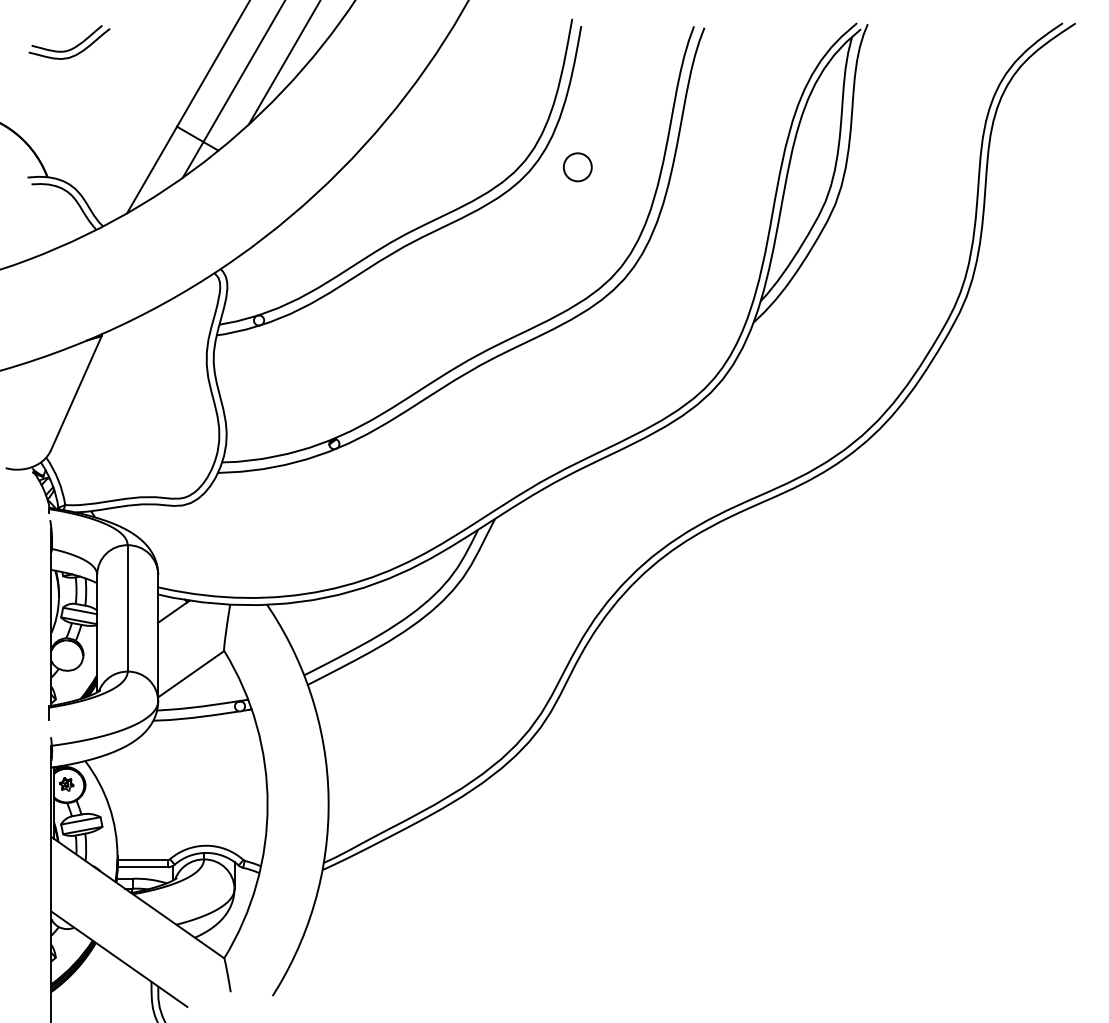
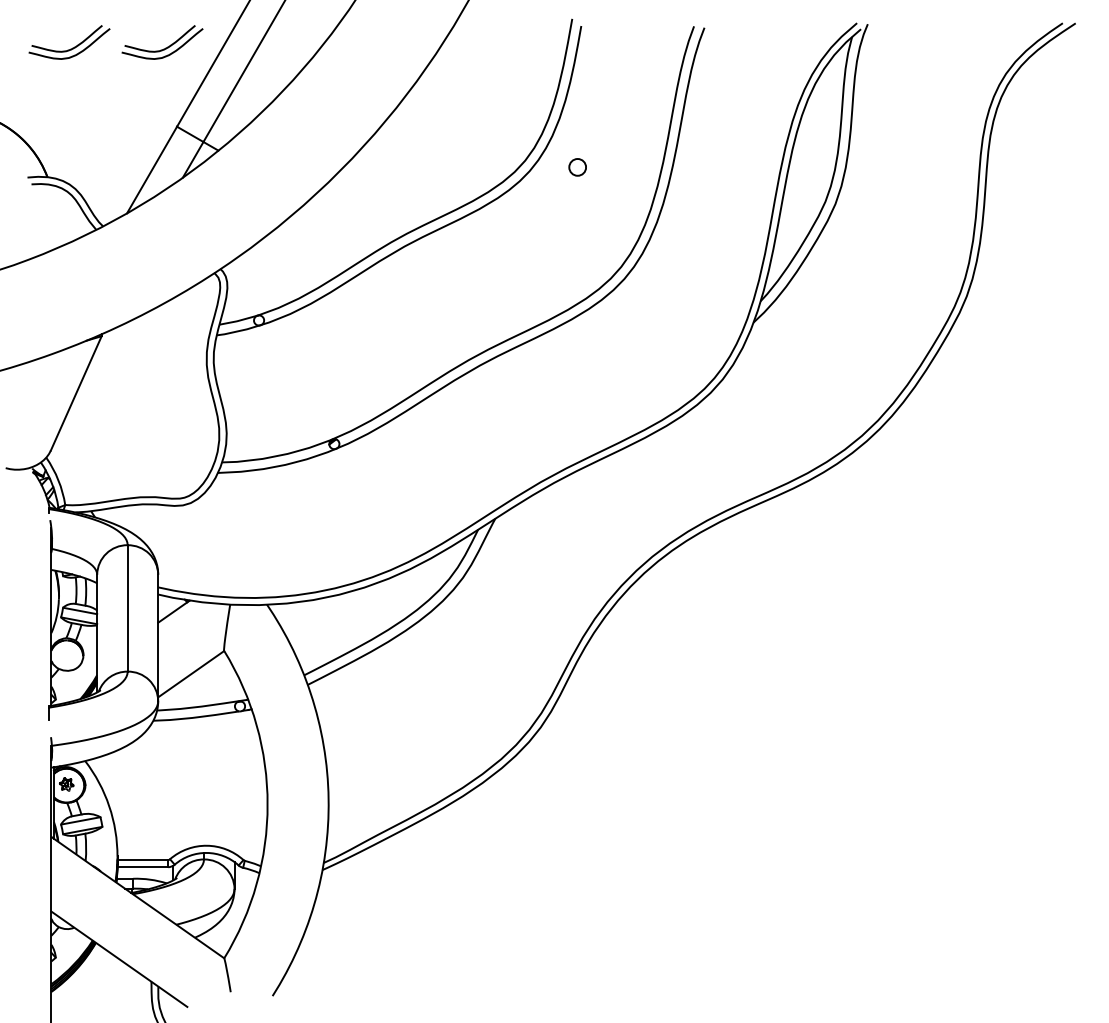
part: none -> present (162, 42)
line: present -> none (283, 63)
circle size: 31x31 px -> 19x19 px (577, 167)
